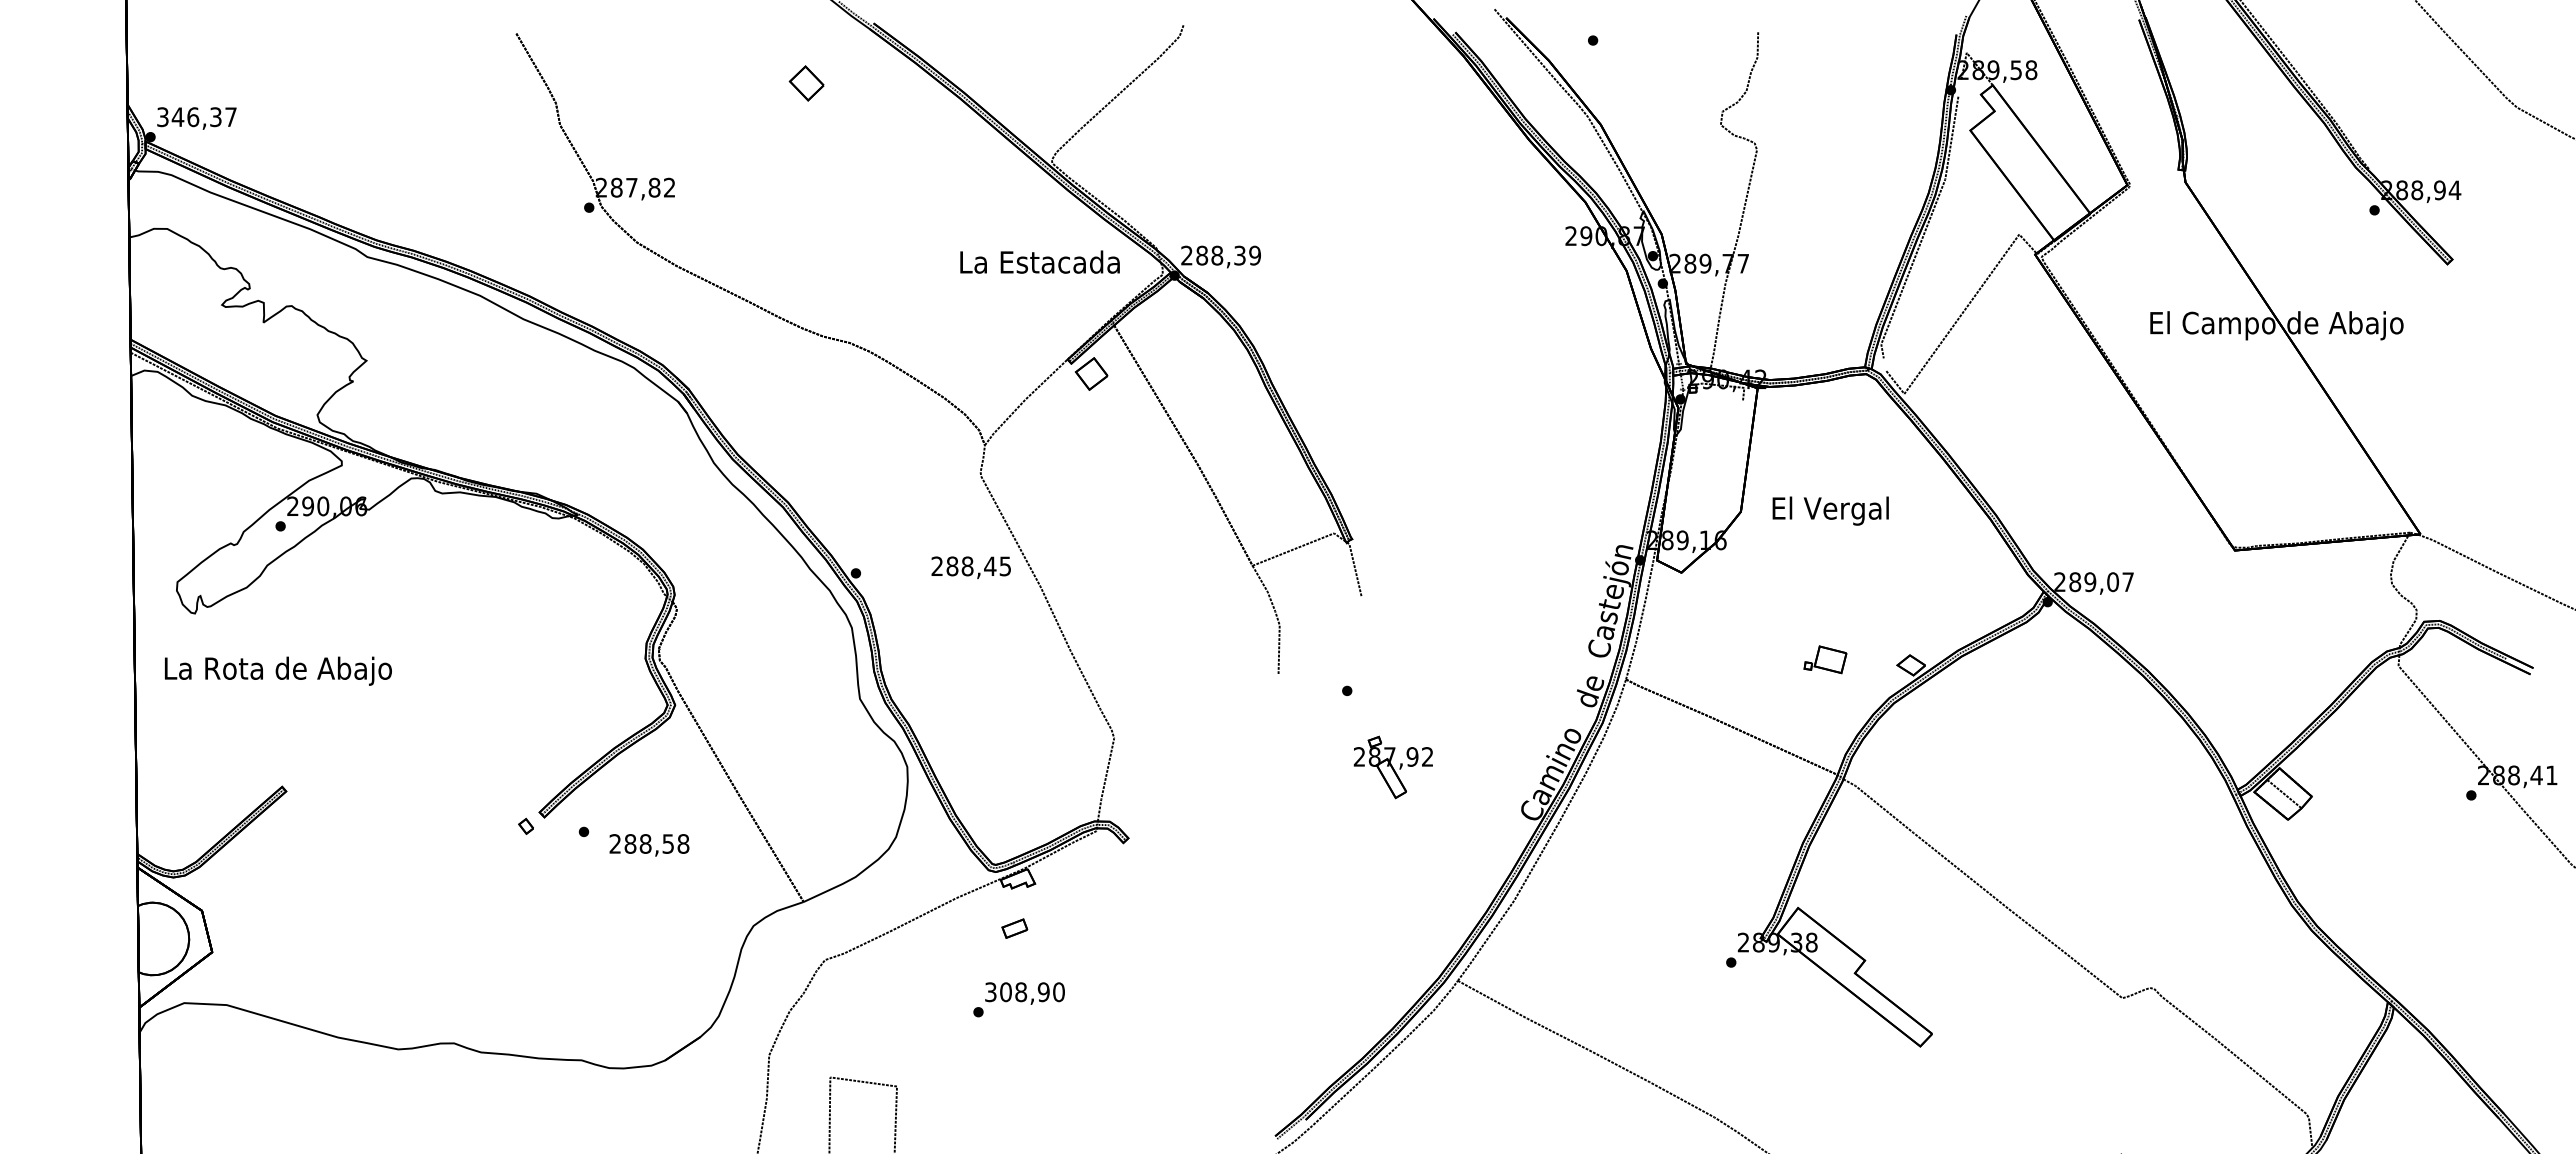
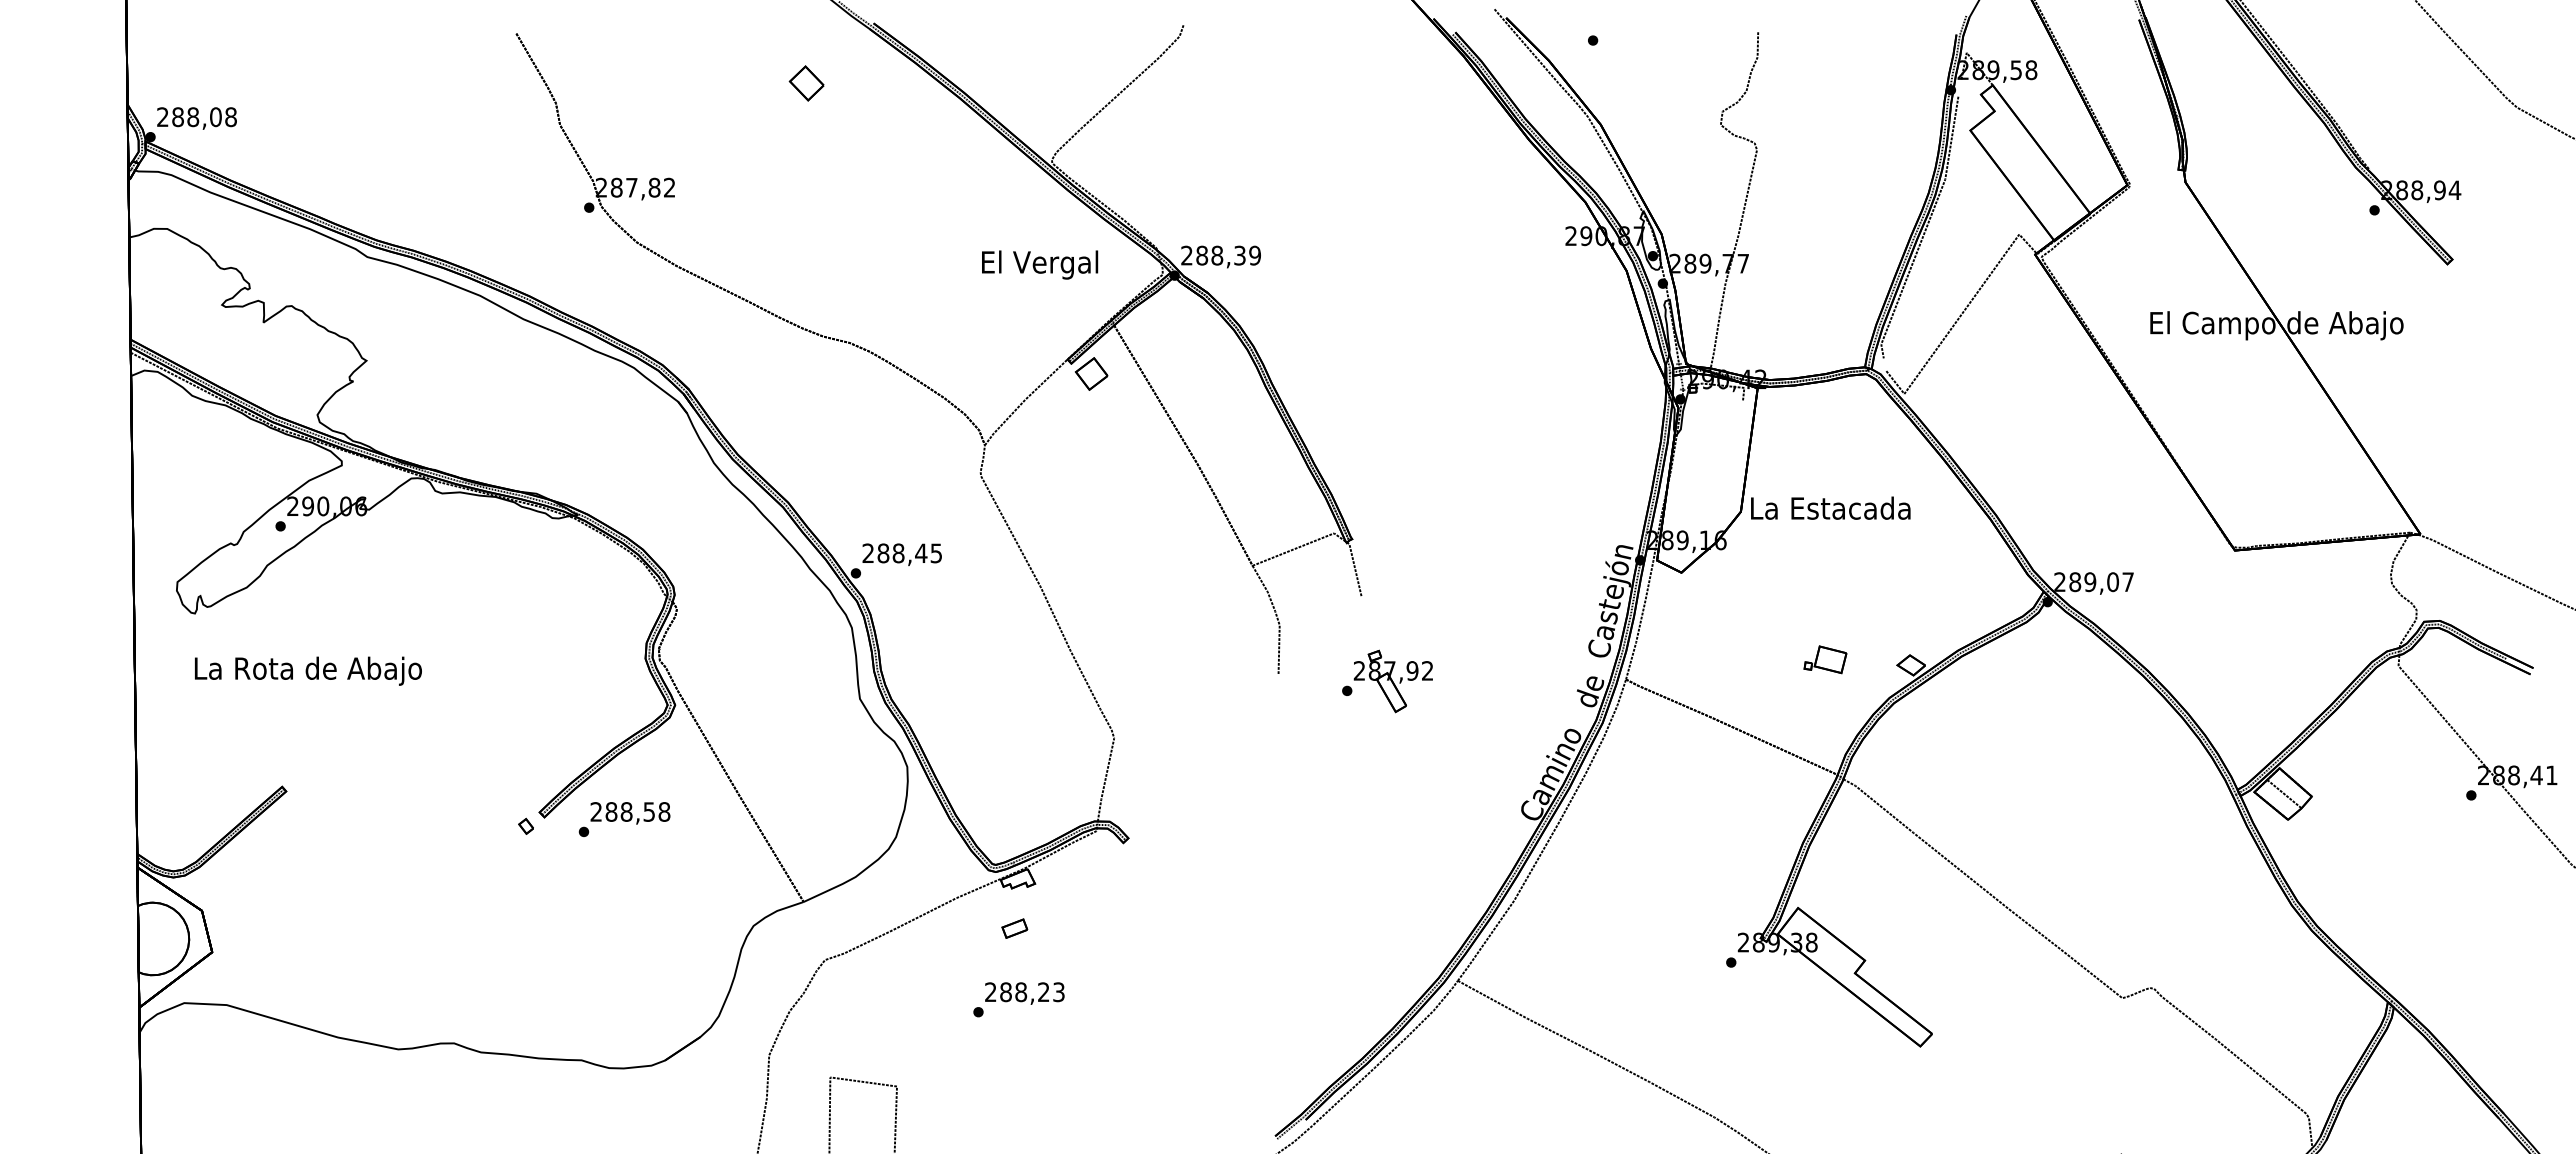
text: 346,37 -> 288,08 (196, 117)
text: La Estacada -> El Vergal (1039, 264)
text: El Vergal -> La Estacada (1830, 510)
text position: (970, 567) -> (901, 554) (901, 554)
text position: (278, 670) -> (308, 670) (308, 670)
part position: (1392, 767) -> (1392, 681) (1392, 681)
text position: (649, 845) -> (630, 813) (630, 813)
text: 308,90 -> 288,23 (1024, 992)
